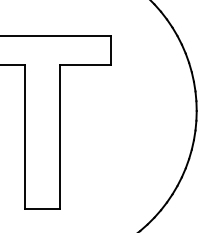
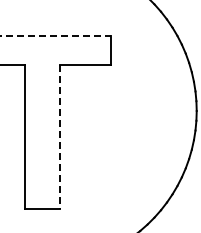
line: solid -> dashed (56, 35)
line: solid -> dashed (59, 137)
